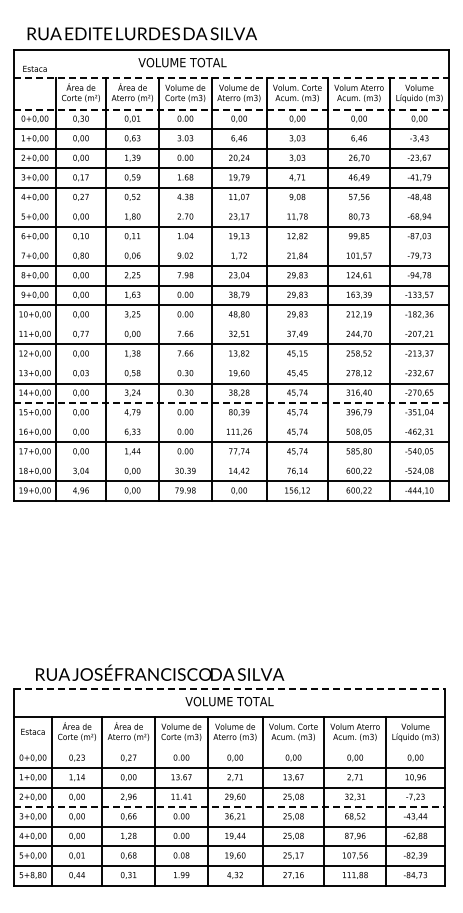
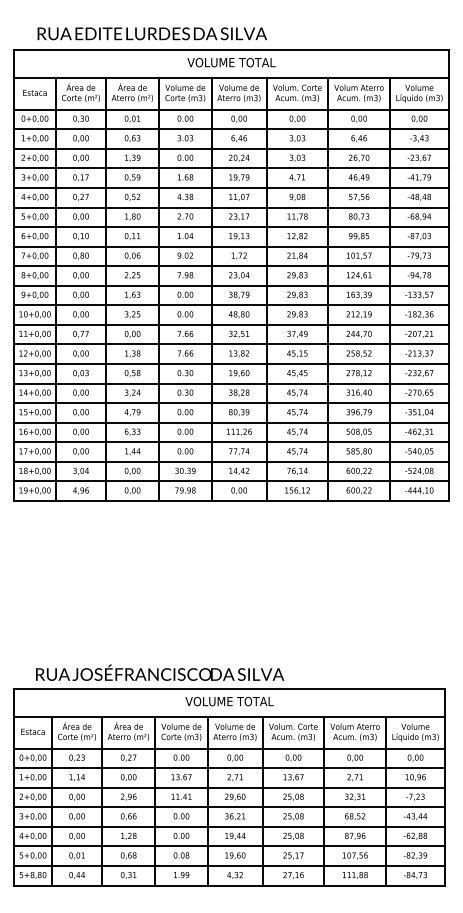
text position: (141, 33) -> (151, 33) (151, 33)
text position: (182, 62) -> (231, 62) (231, 62)
text position: (34, 68) -> (34, 92) (34, 92)
line: dashed -> solid (231, 77)
line: dashed -> solid (231, 109)
line: none -> present (231, 207)
line: none -> present (231, 246)
line: none -> present (231, 324)
line: none -> present (231, 364)
line: dashed -> solid (231, 403)
line: none -> present (231, 422)
line: none -> present (231, 461)
line: dashed -> solid (229, 688)
line: none -> present (229, 748)
line: dashed -> solid (229, 807)
